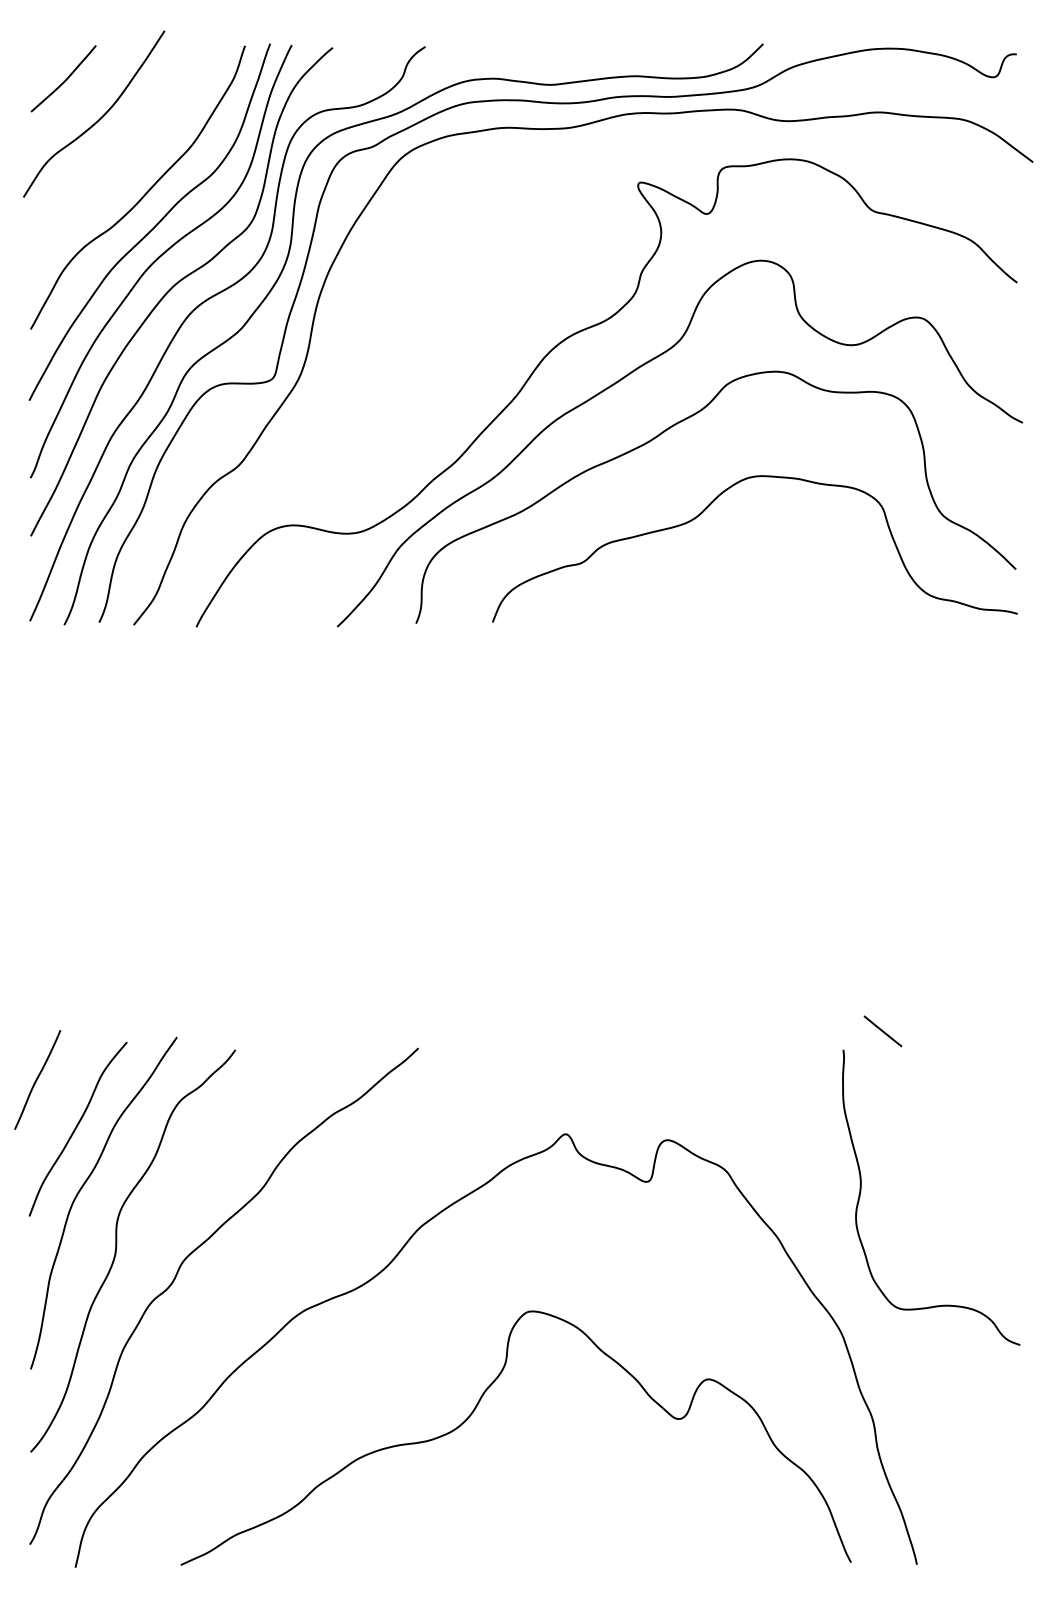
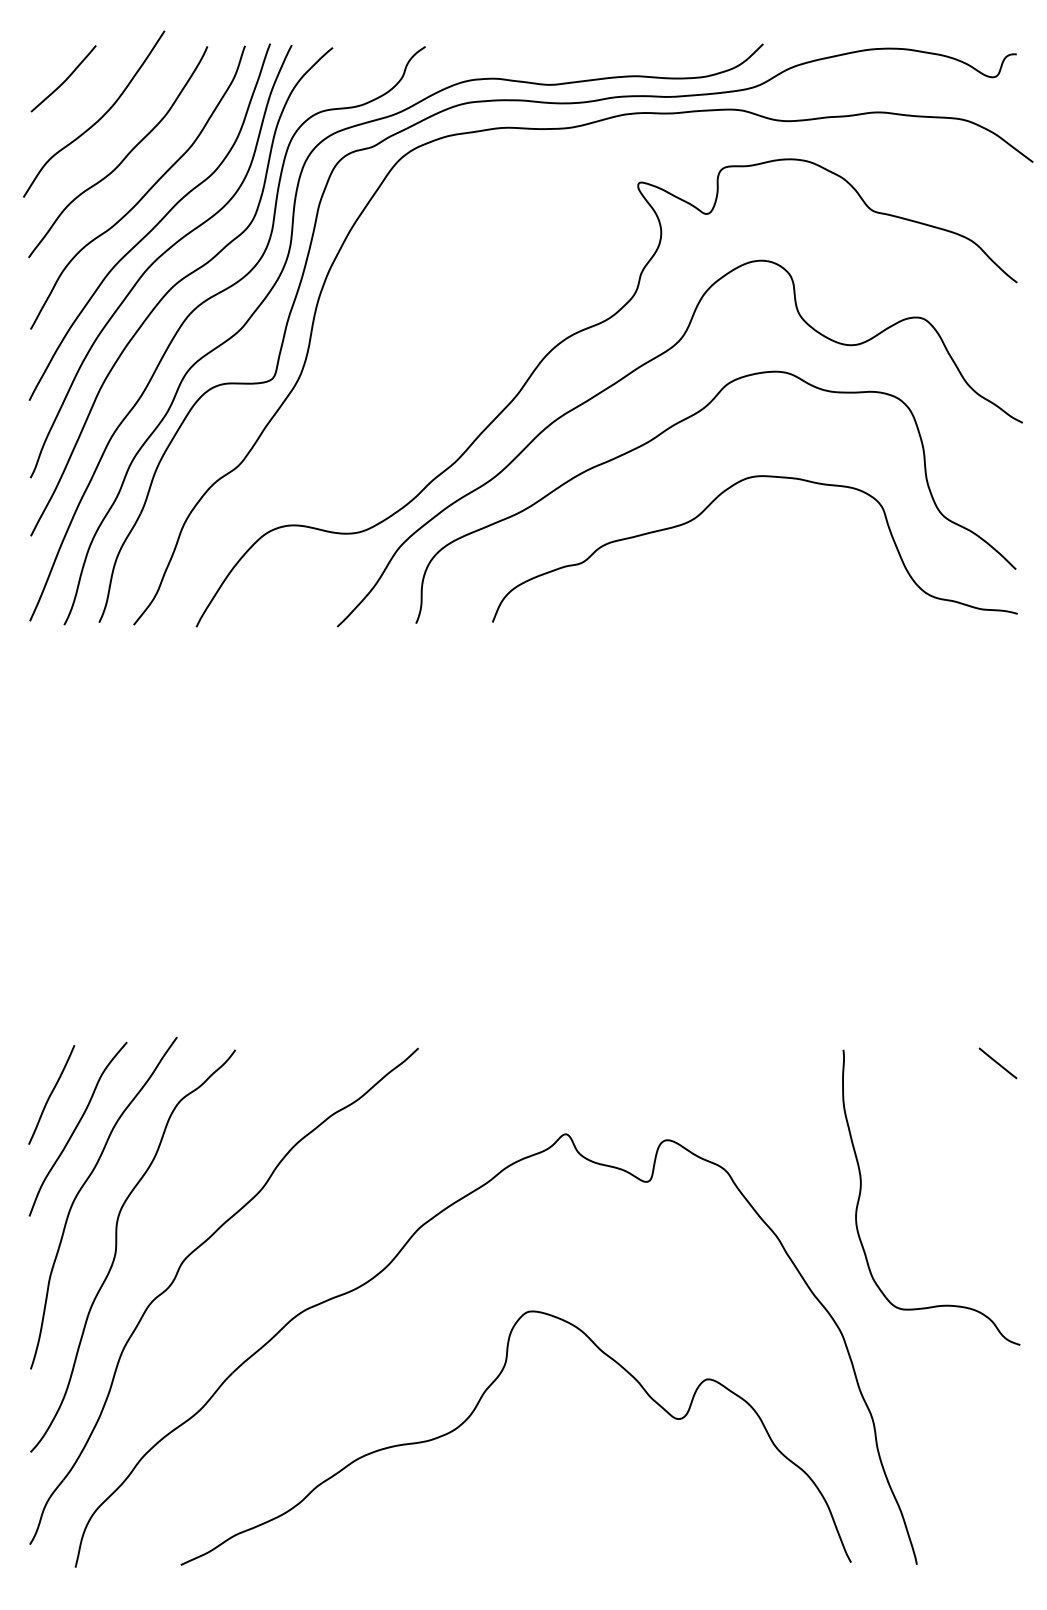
curve: none -> present (124, 157)
line position: (882, 1031) -> (997, 1063) (997, 1063)
curve position: (37, 1079) -> (51, 1094) (51, 1094)
